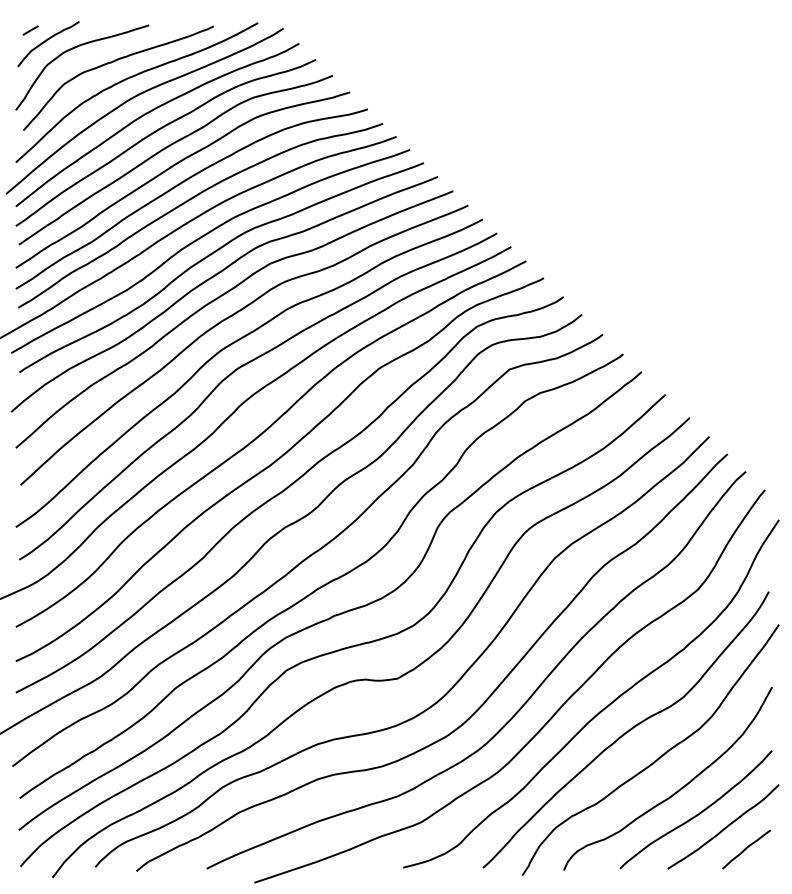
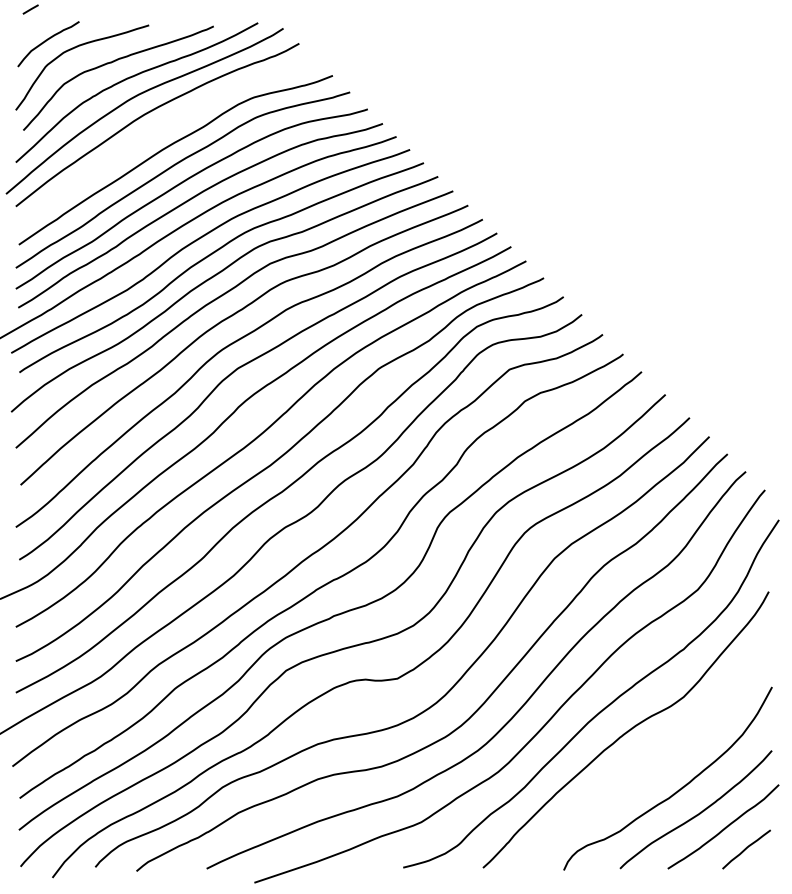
line position: (30, 30) -> (30, 9) (30, 9)
curve: present -> none (159, 130)
curve: present -> none (658, 757)
